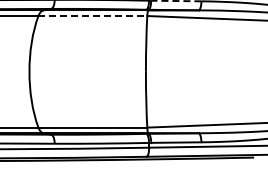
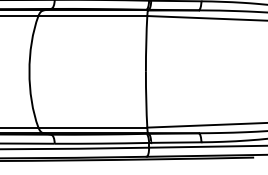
line: dashed -> solid (175, 1)
line: dashed -> solid (93, 16)
